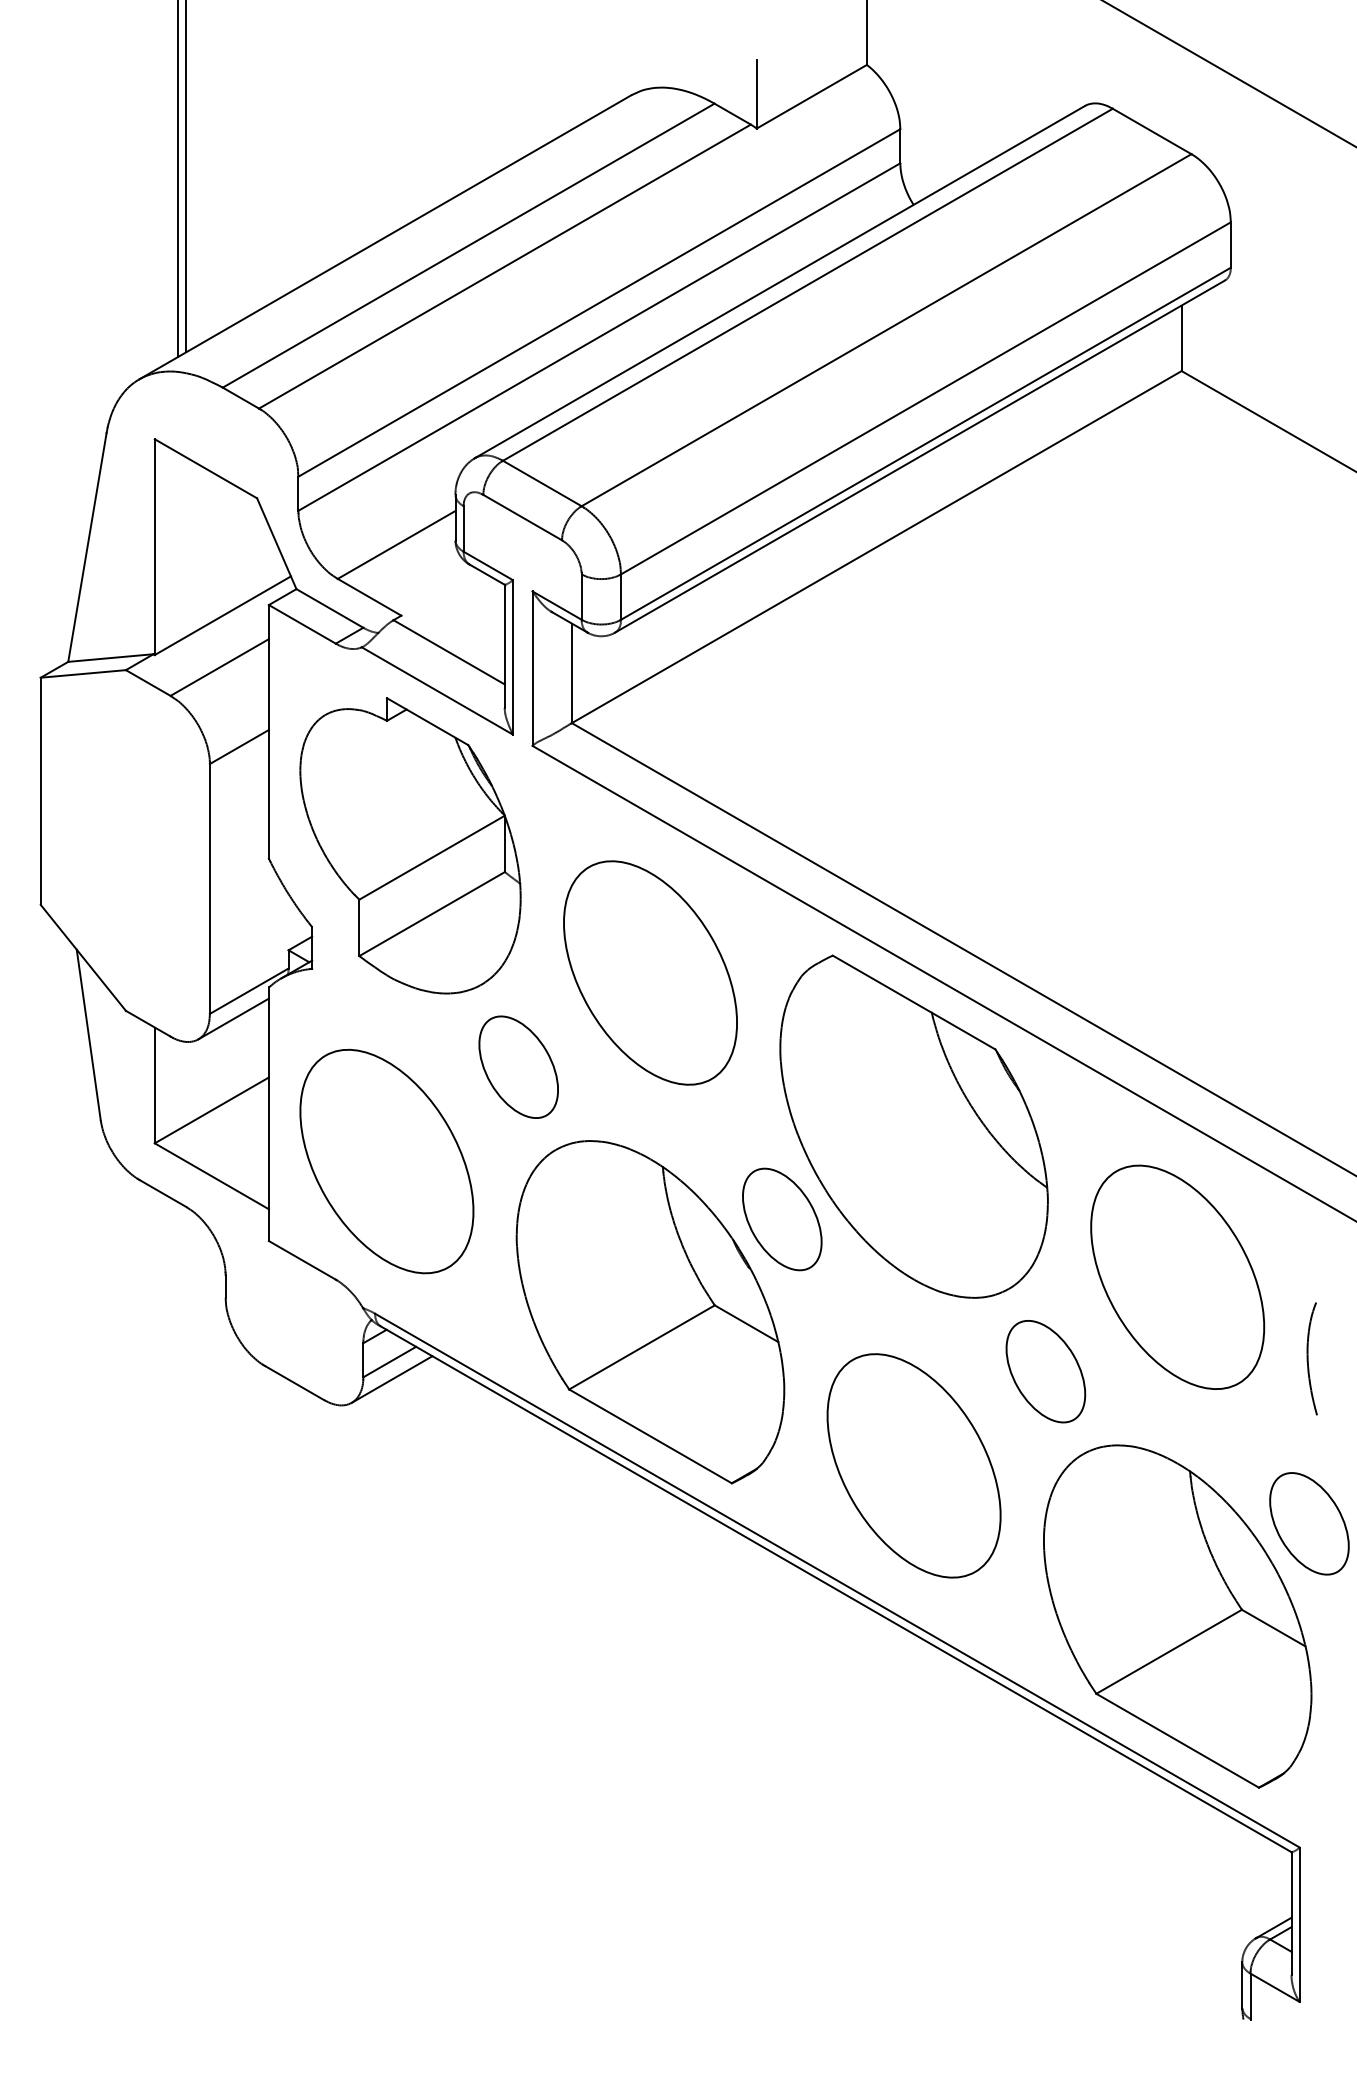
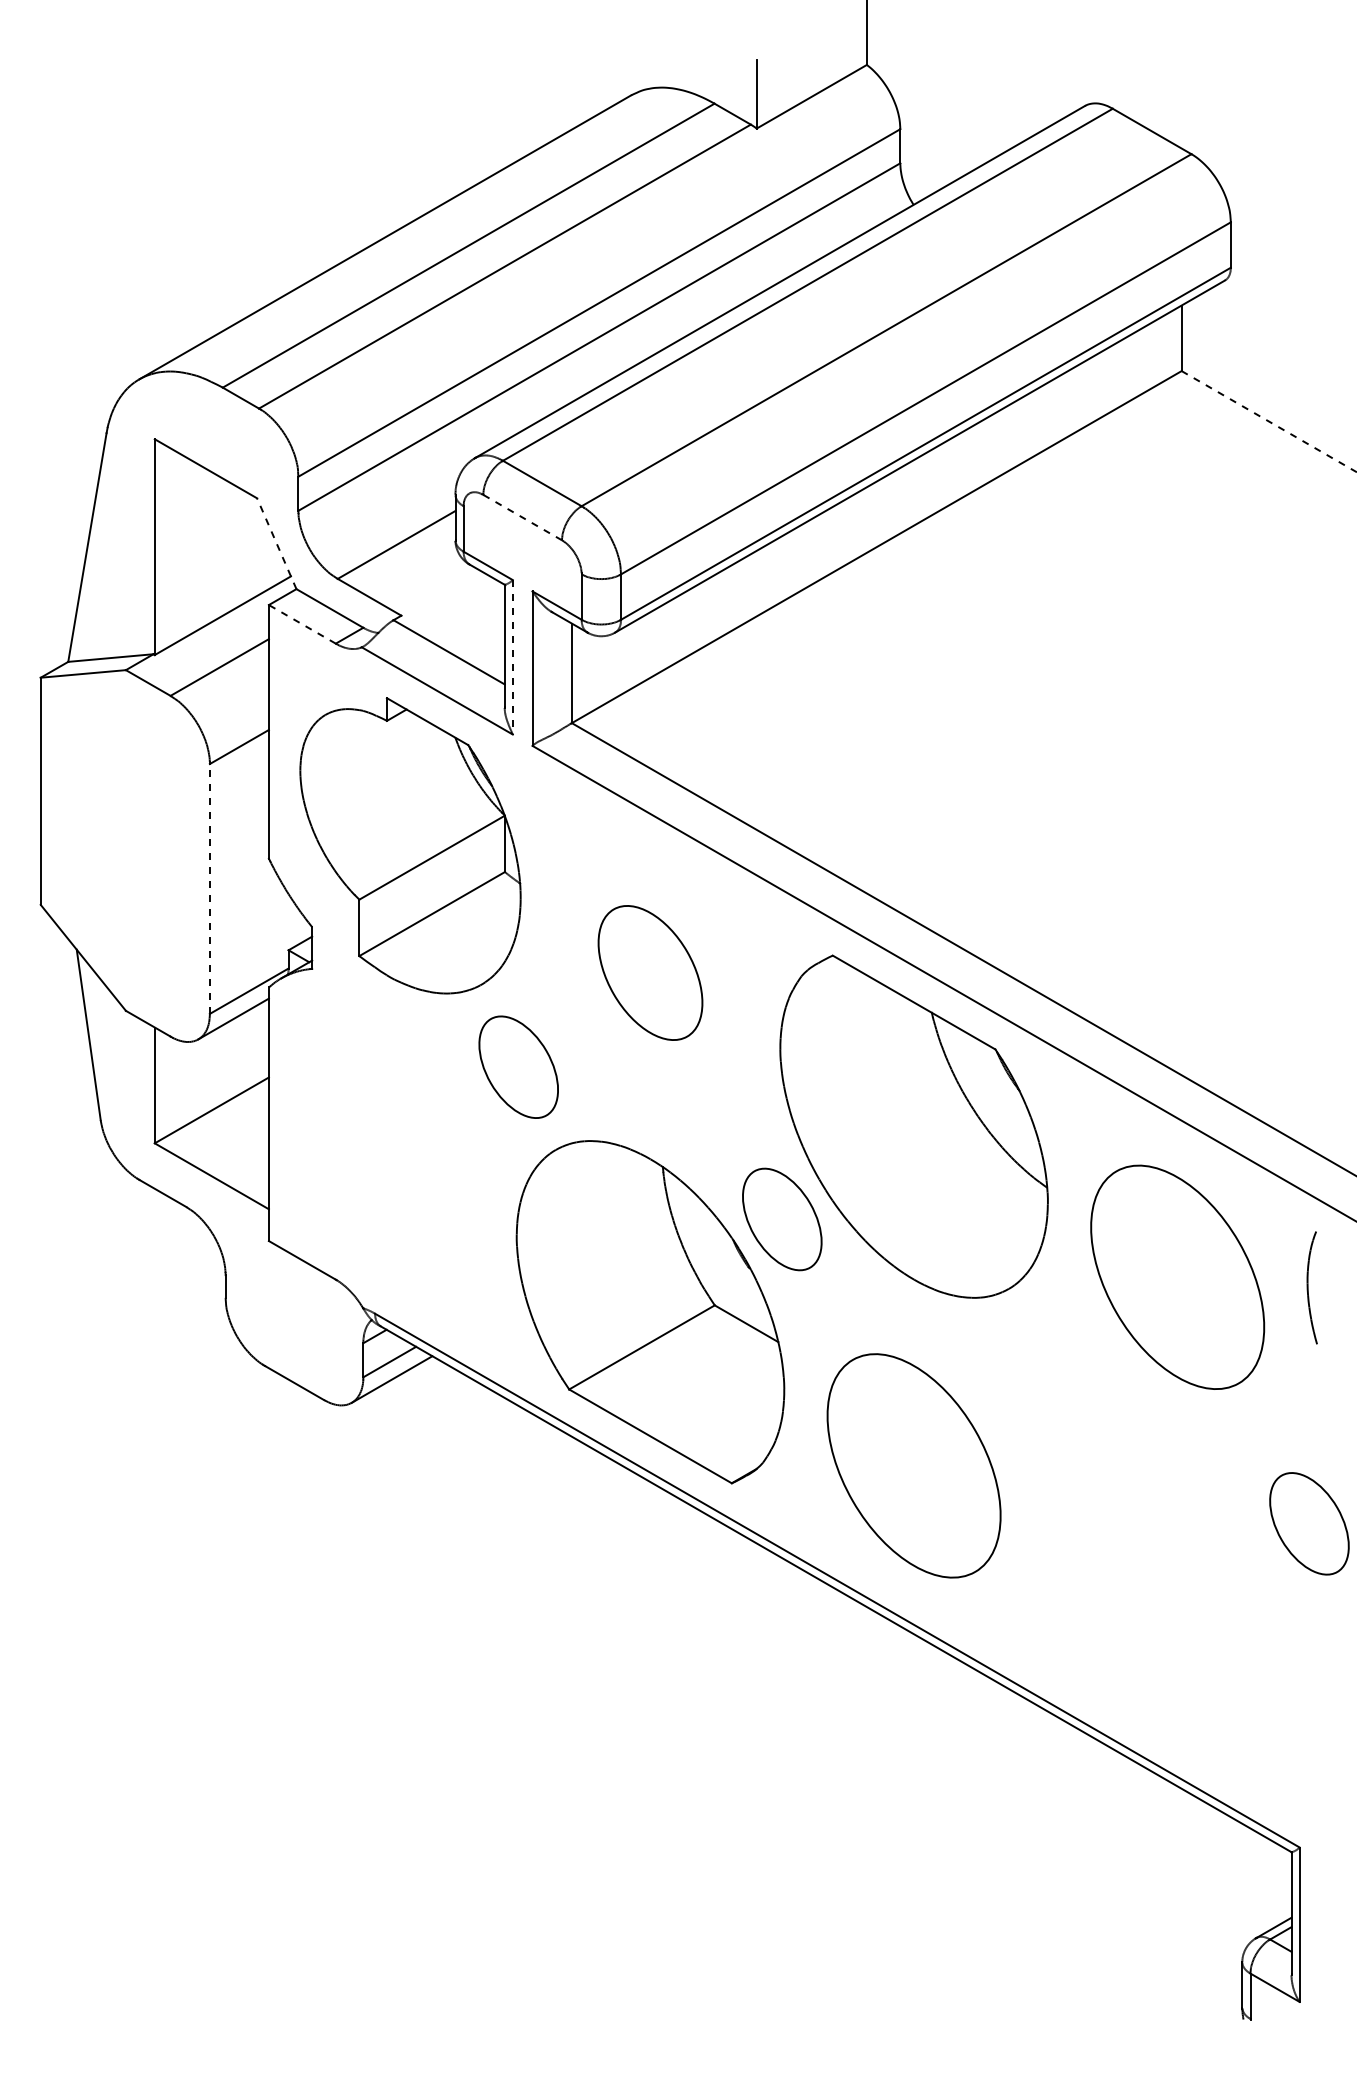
line: present -> none (1229, 73)
line: present -> none (186, 177)
line: present -> none (178, 179)
line: solid -> dashed (1269, 421)
line: solid -> dashed (522, 517)
line: solid -> dashed (276, 543)
line: solid -> dashed (302, 624)
line: solid -> dashed (512, 657)
line: solid -> dashed (209, 888)
part size: 175x226 px -> 107x136 px (650, 972)
part: present -> none (386, 1161)
part position: (1311, 1358) -> (1311, 1287) (1311, 1287)
part: present -> none (1045, 1371)
part: present -> none (1177, 1616)
